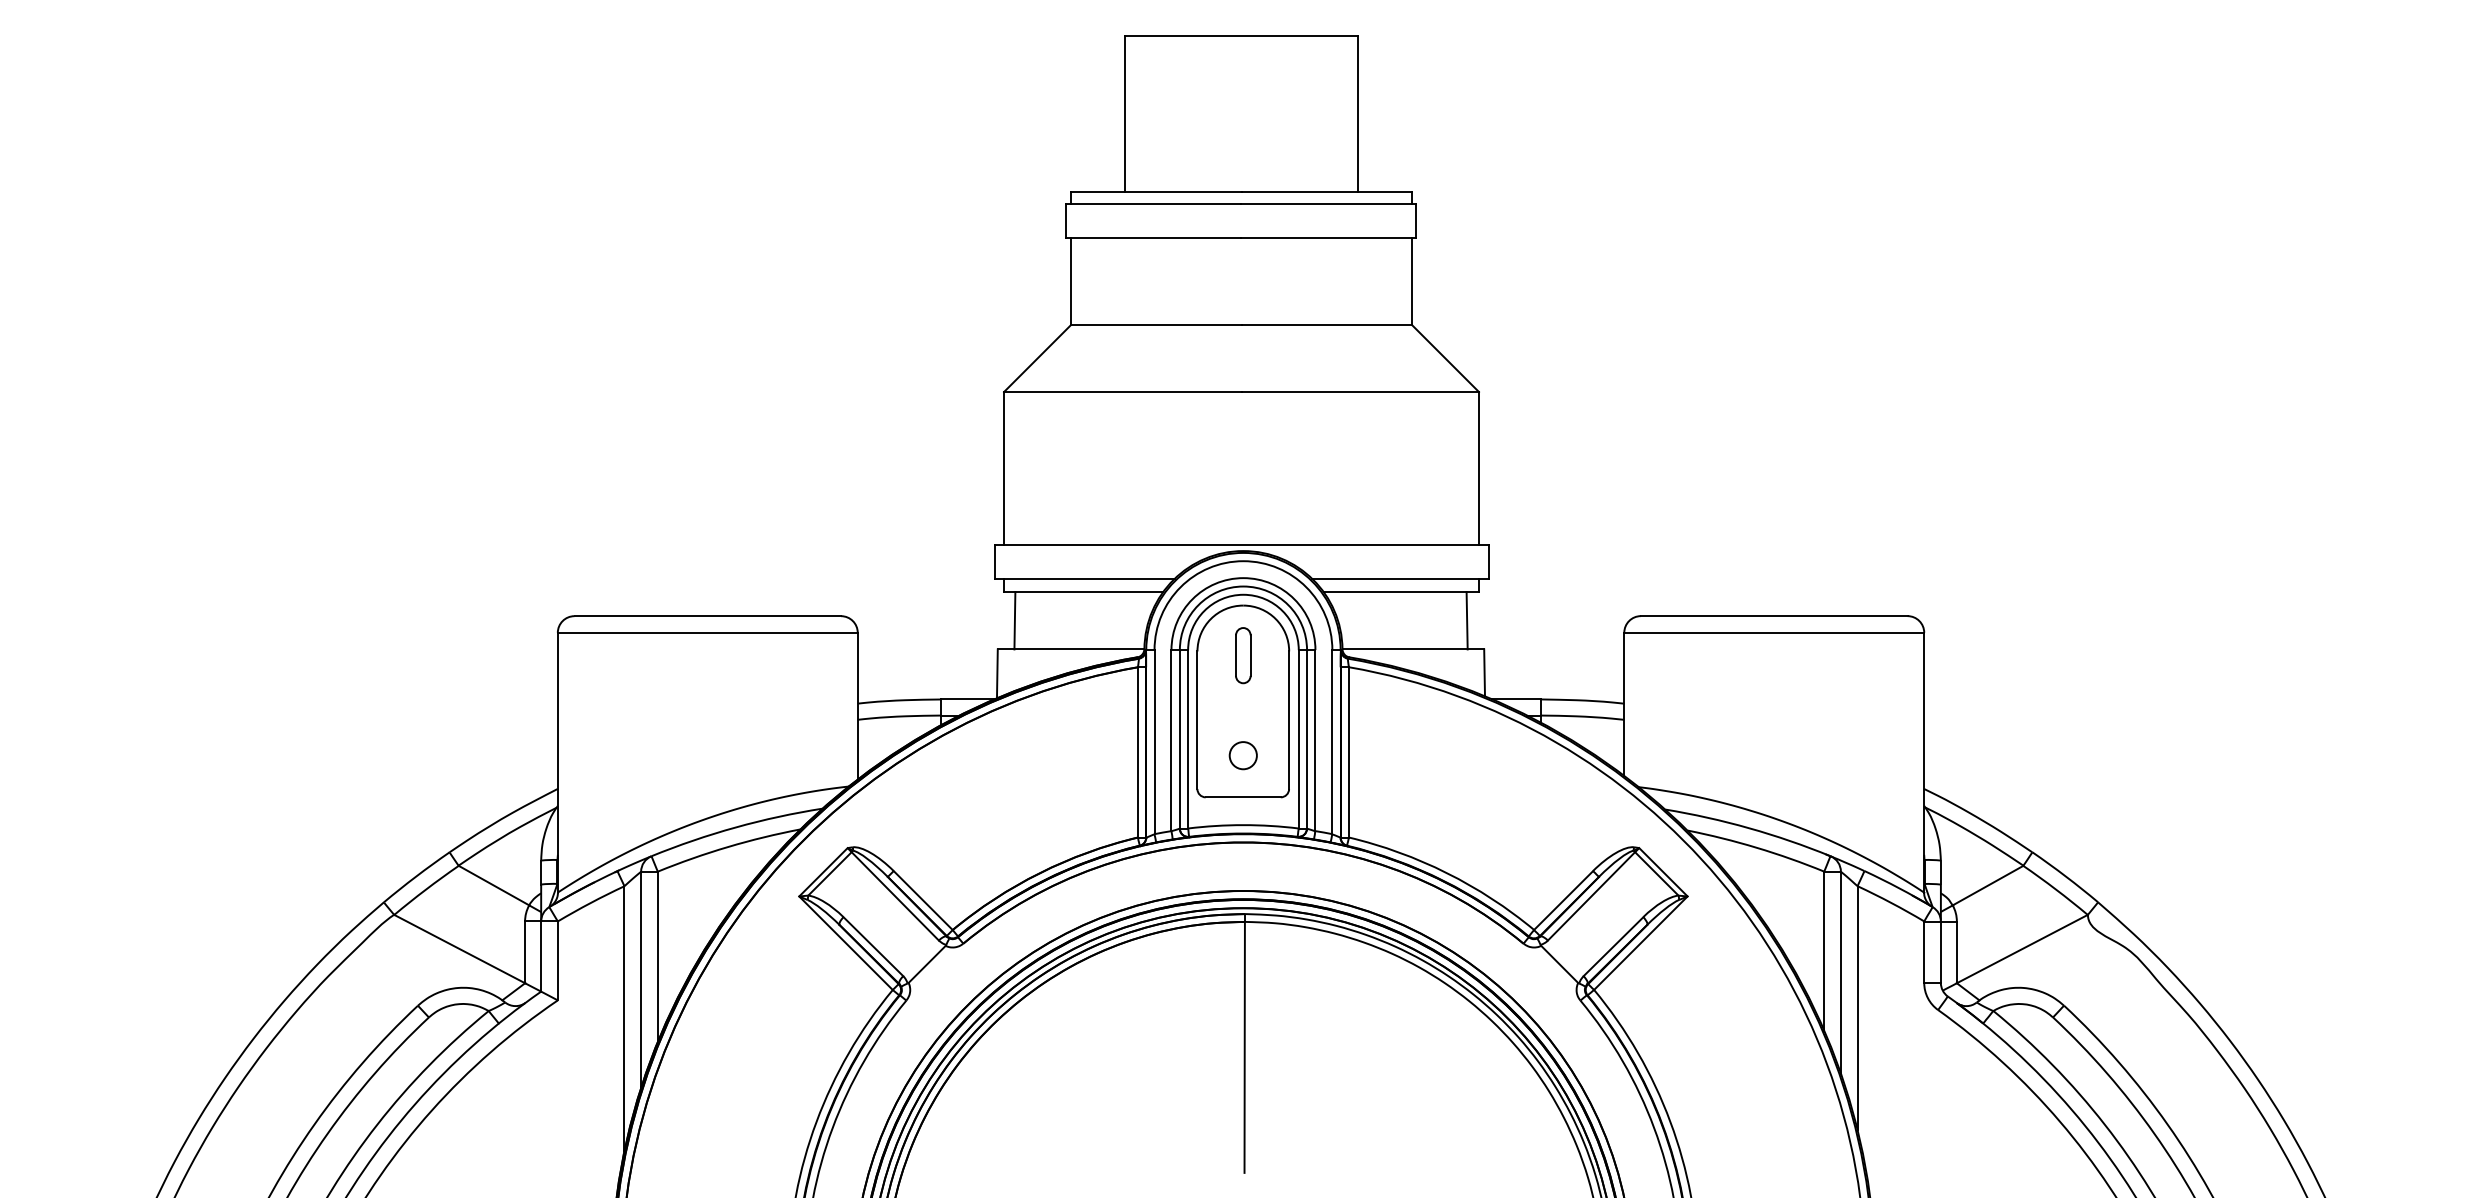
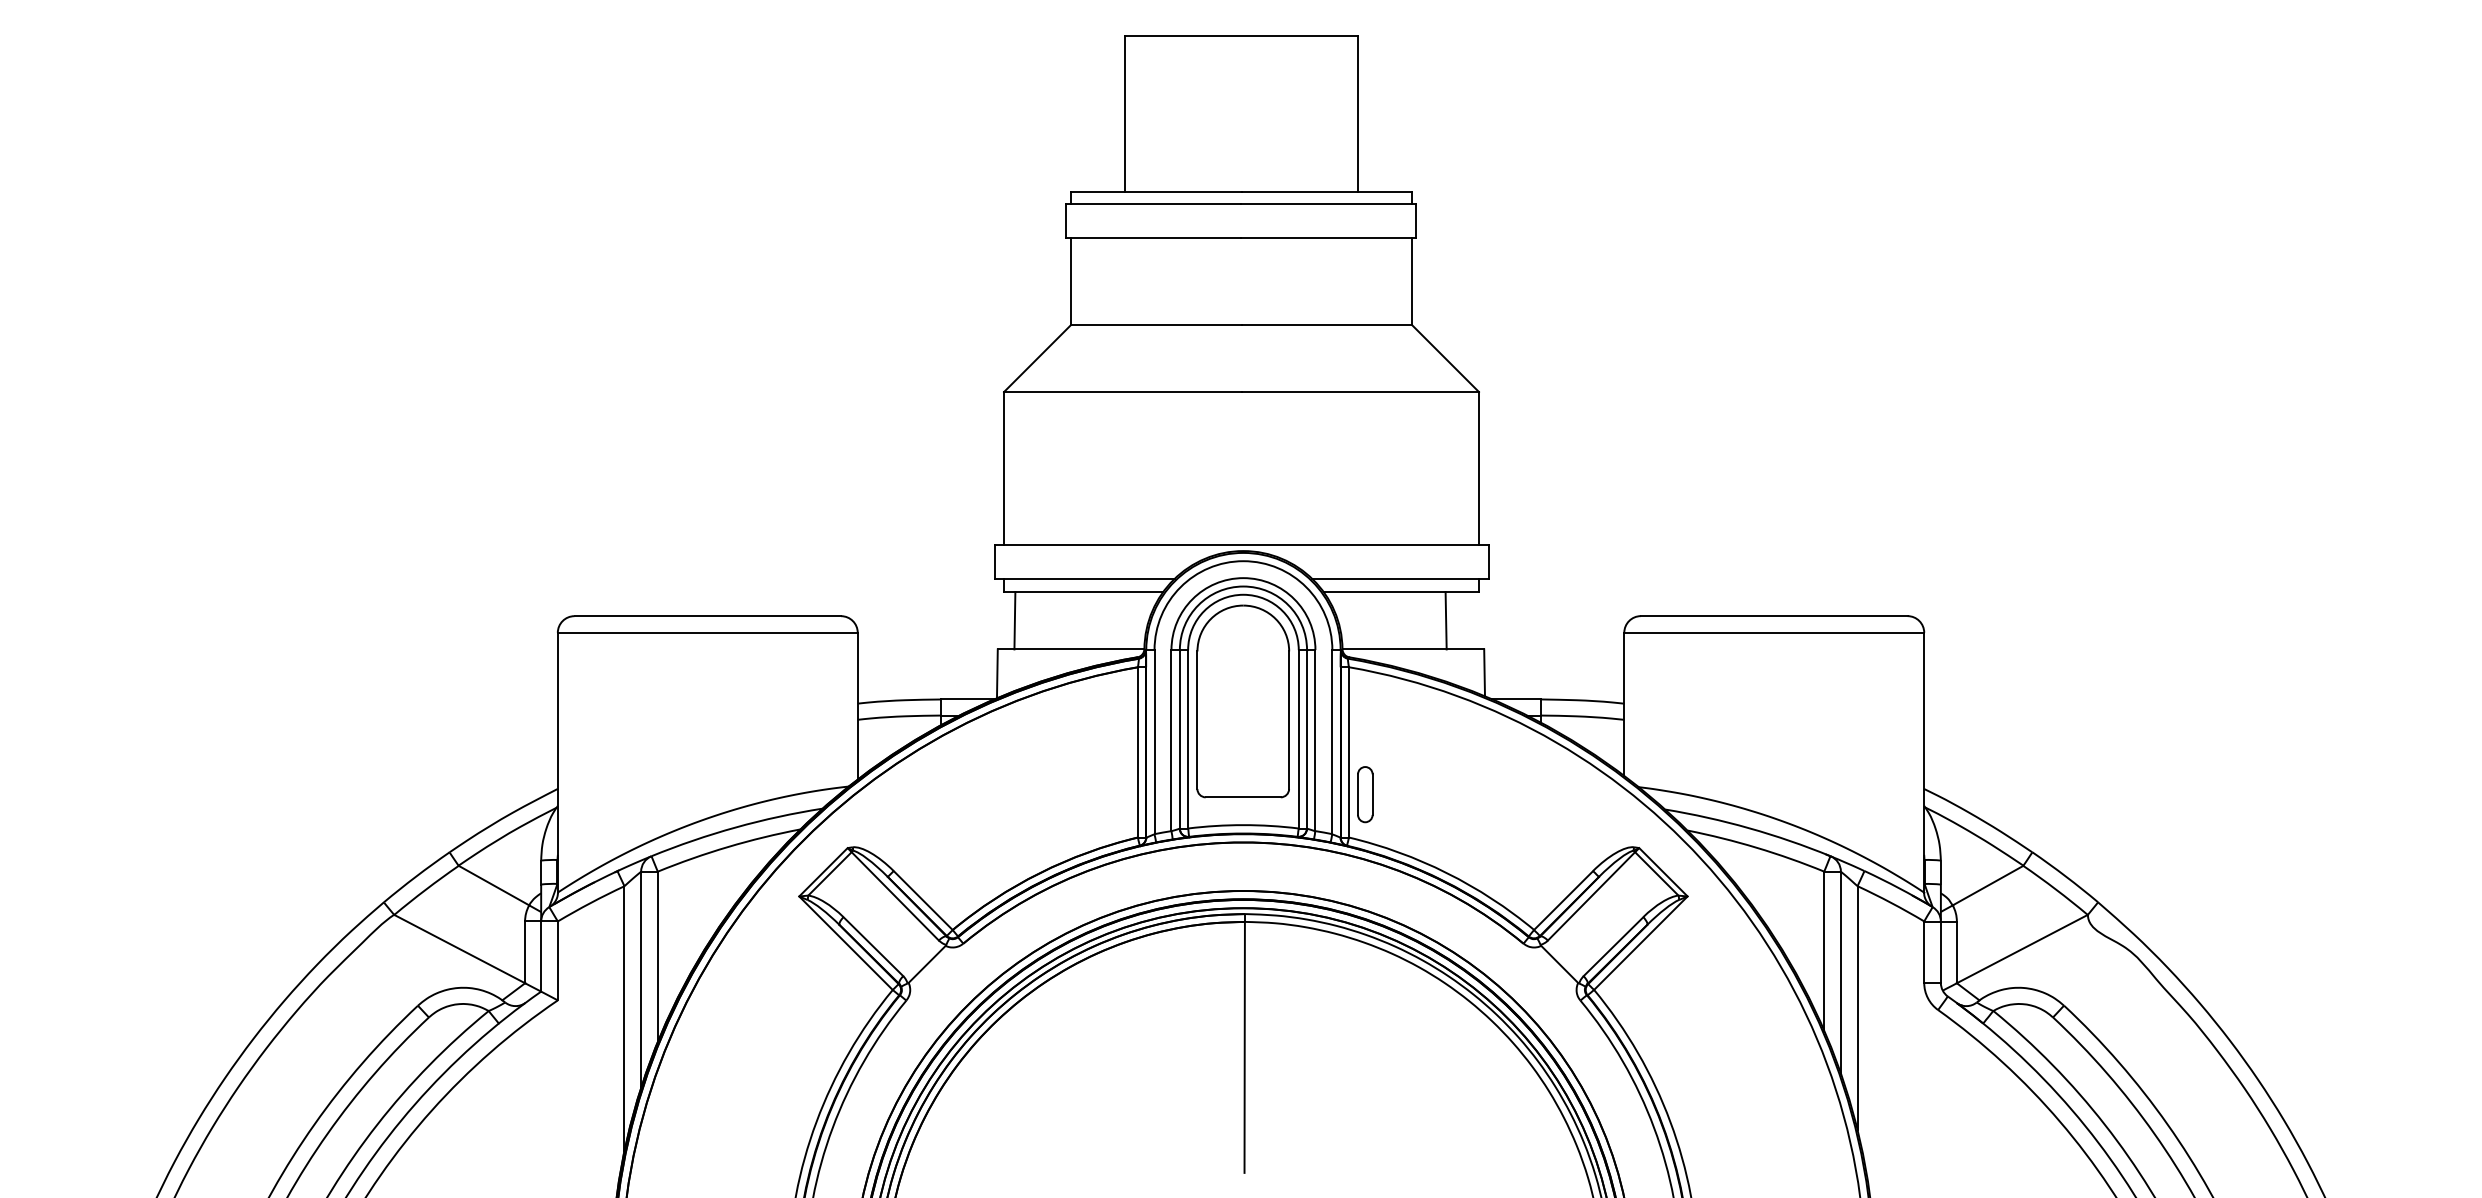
line position: (1466, 620) -> (1445, 620) (1445, 620)
part position: (1243, 655) -> (1365, 794) (1365, 794)
circle: present -> none (1242, 755)
